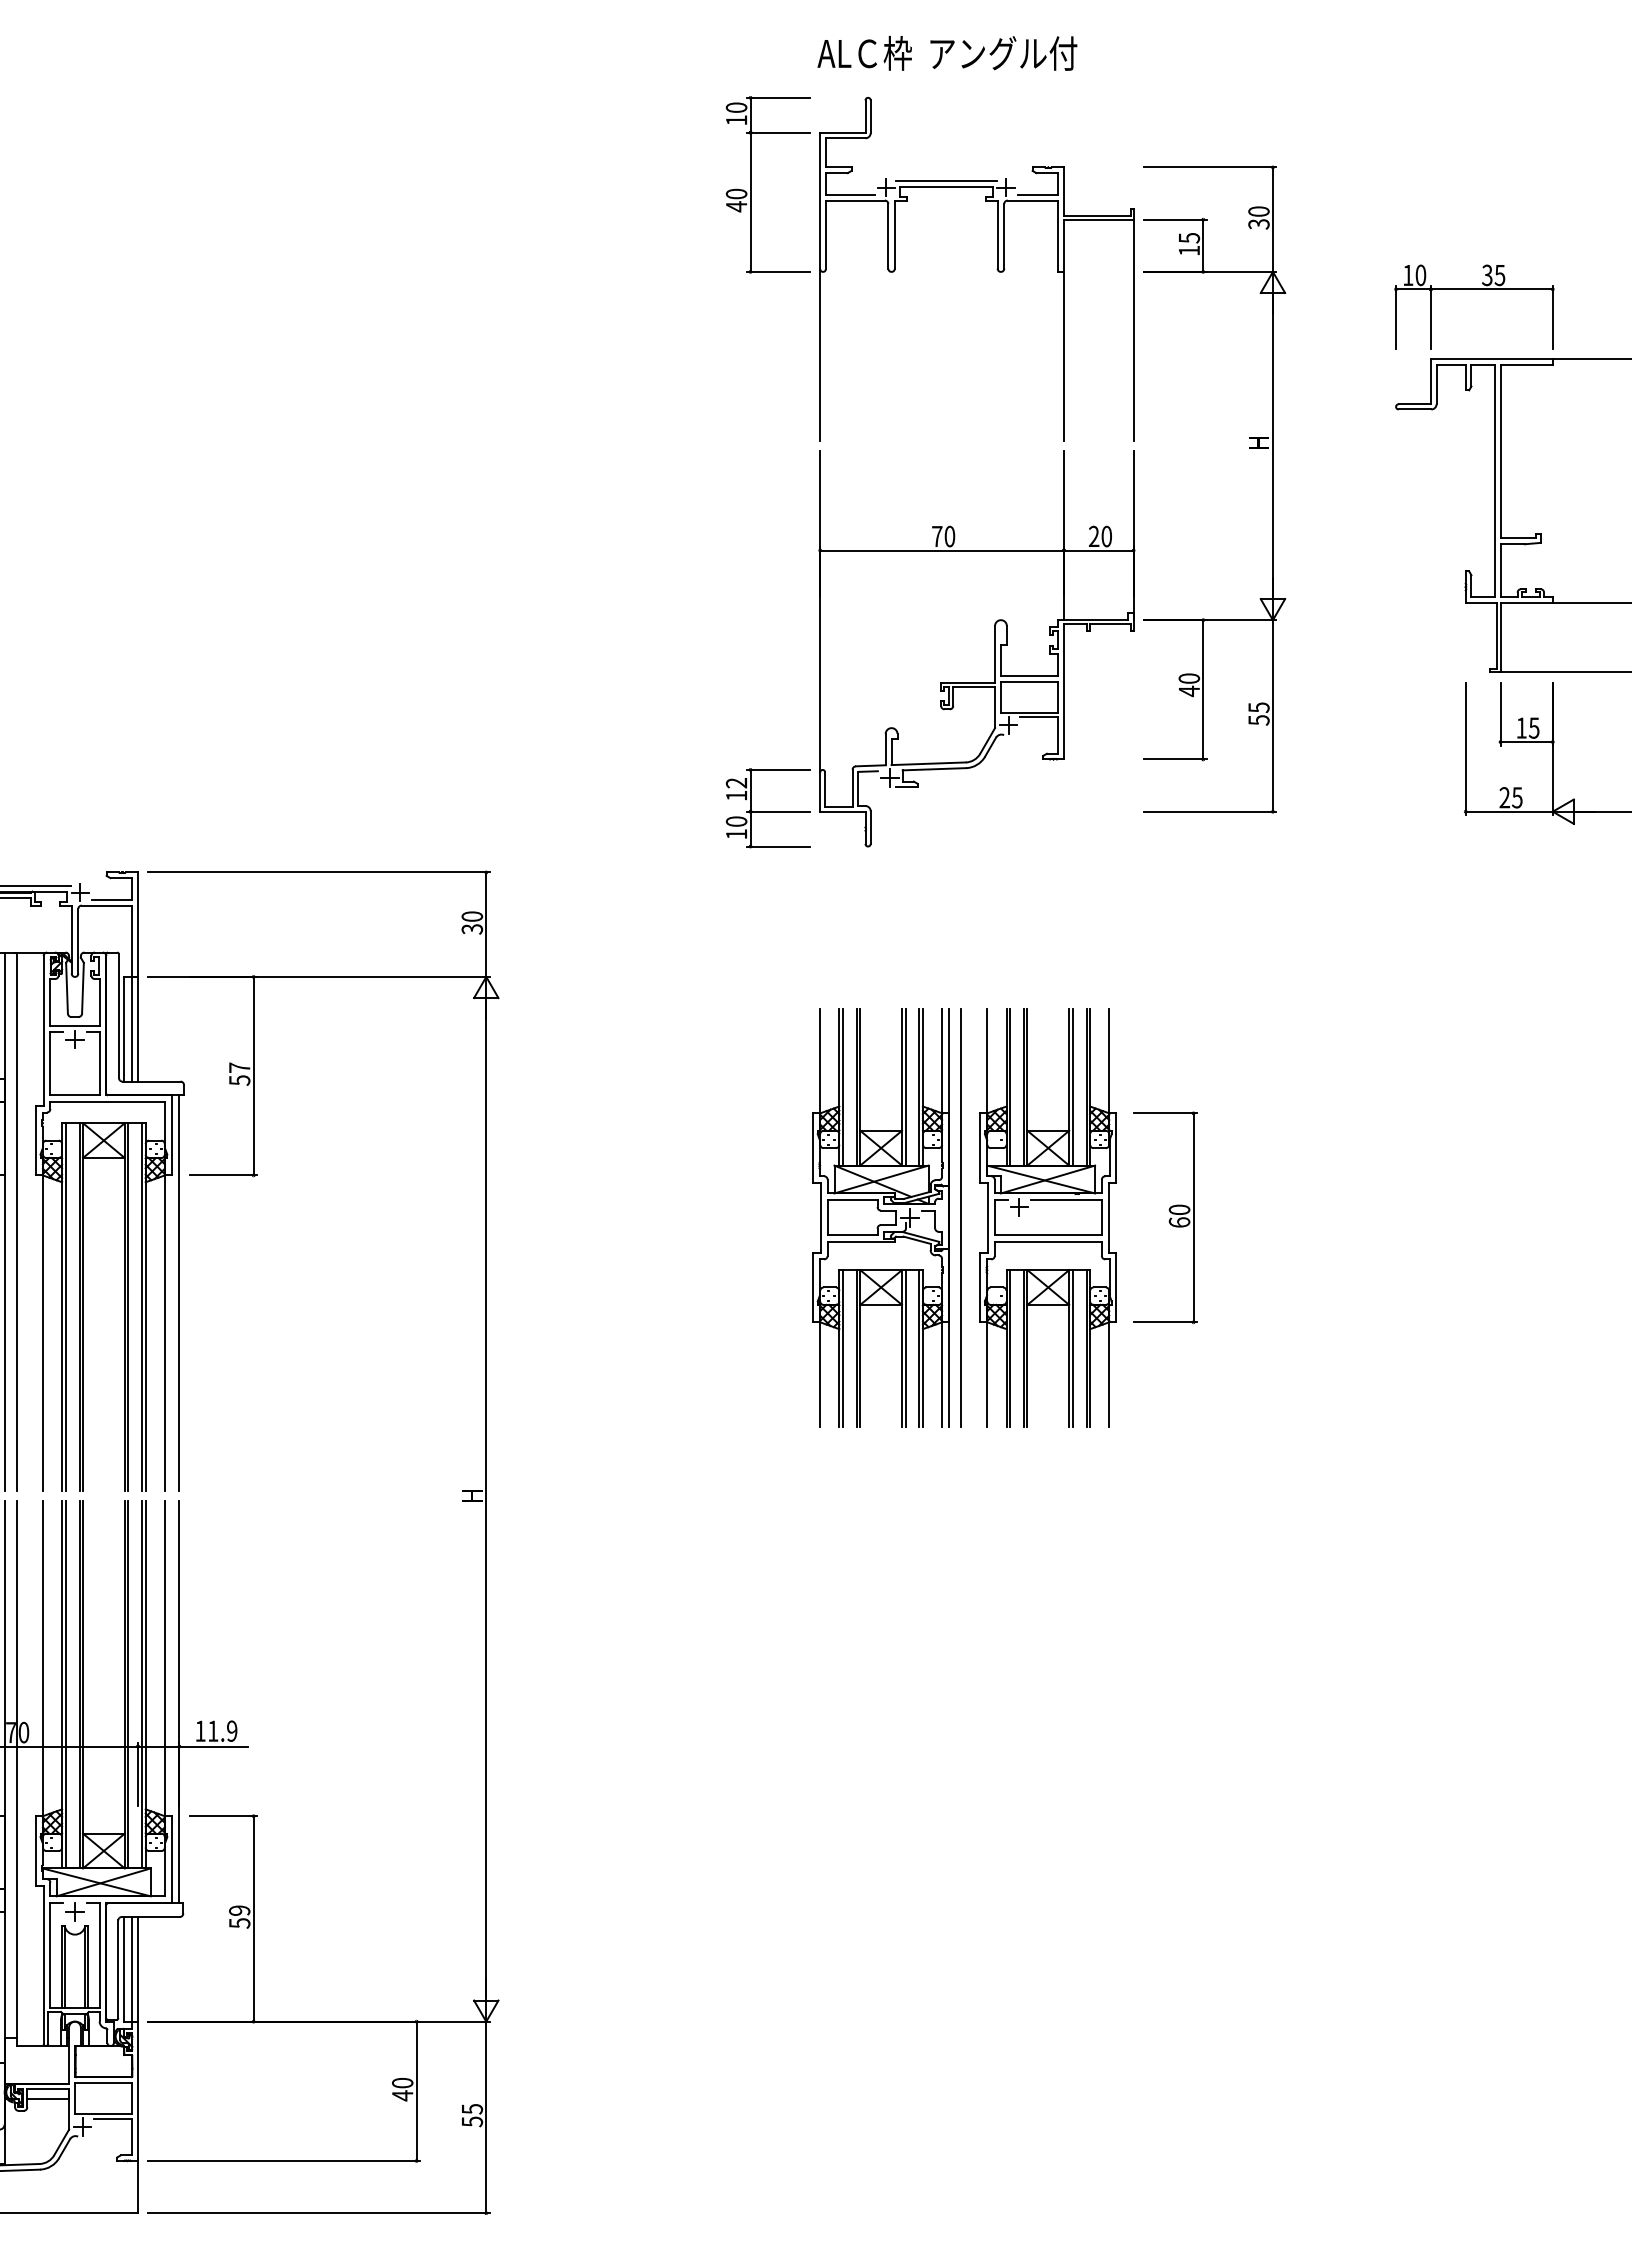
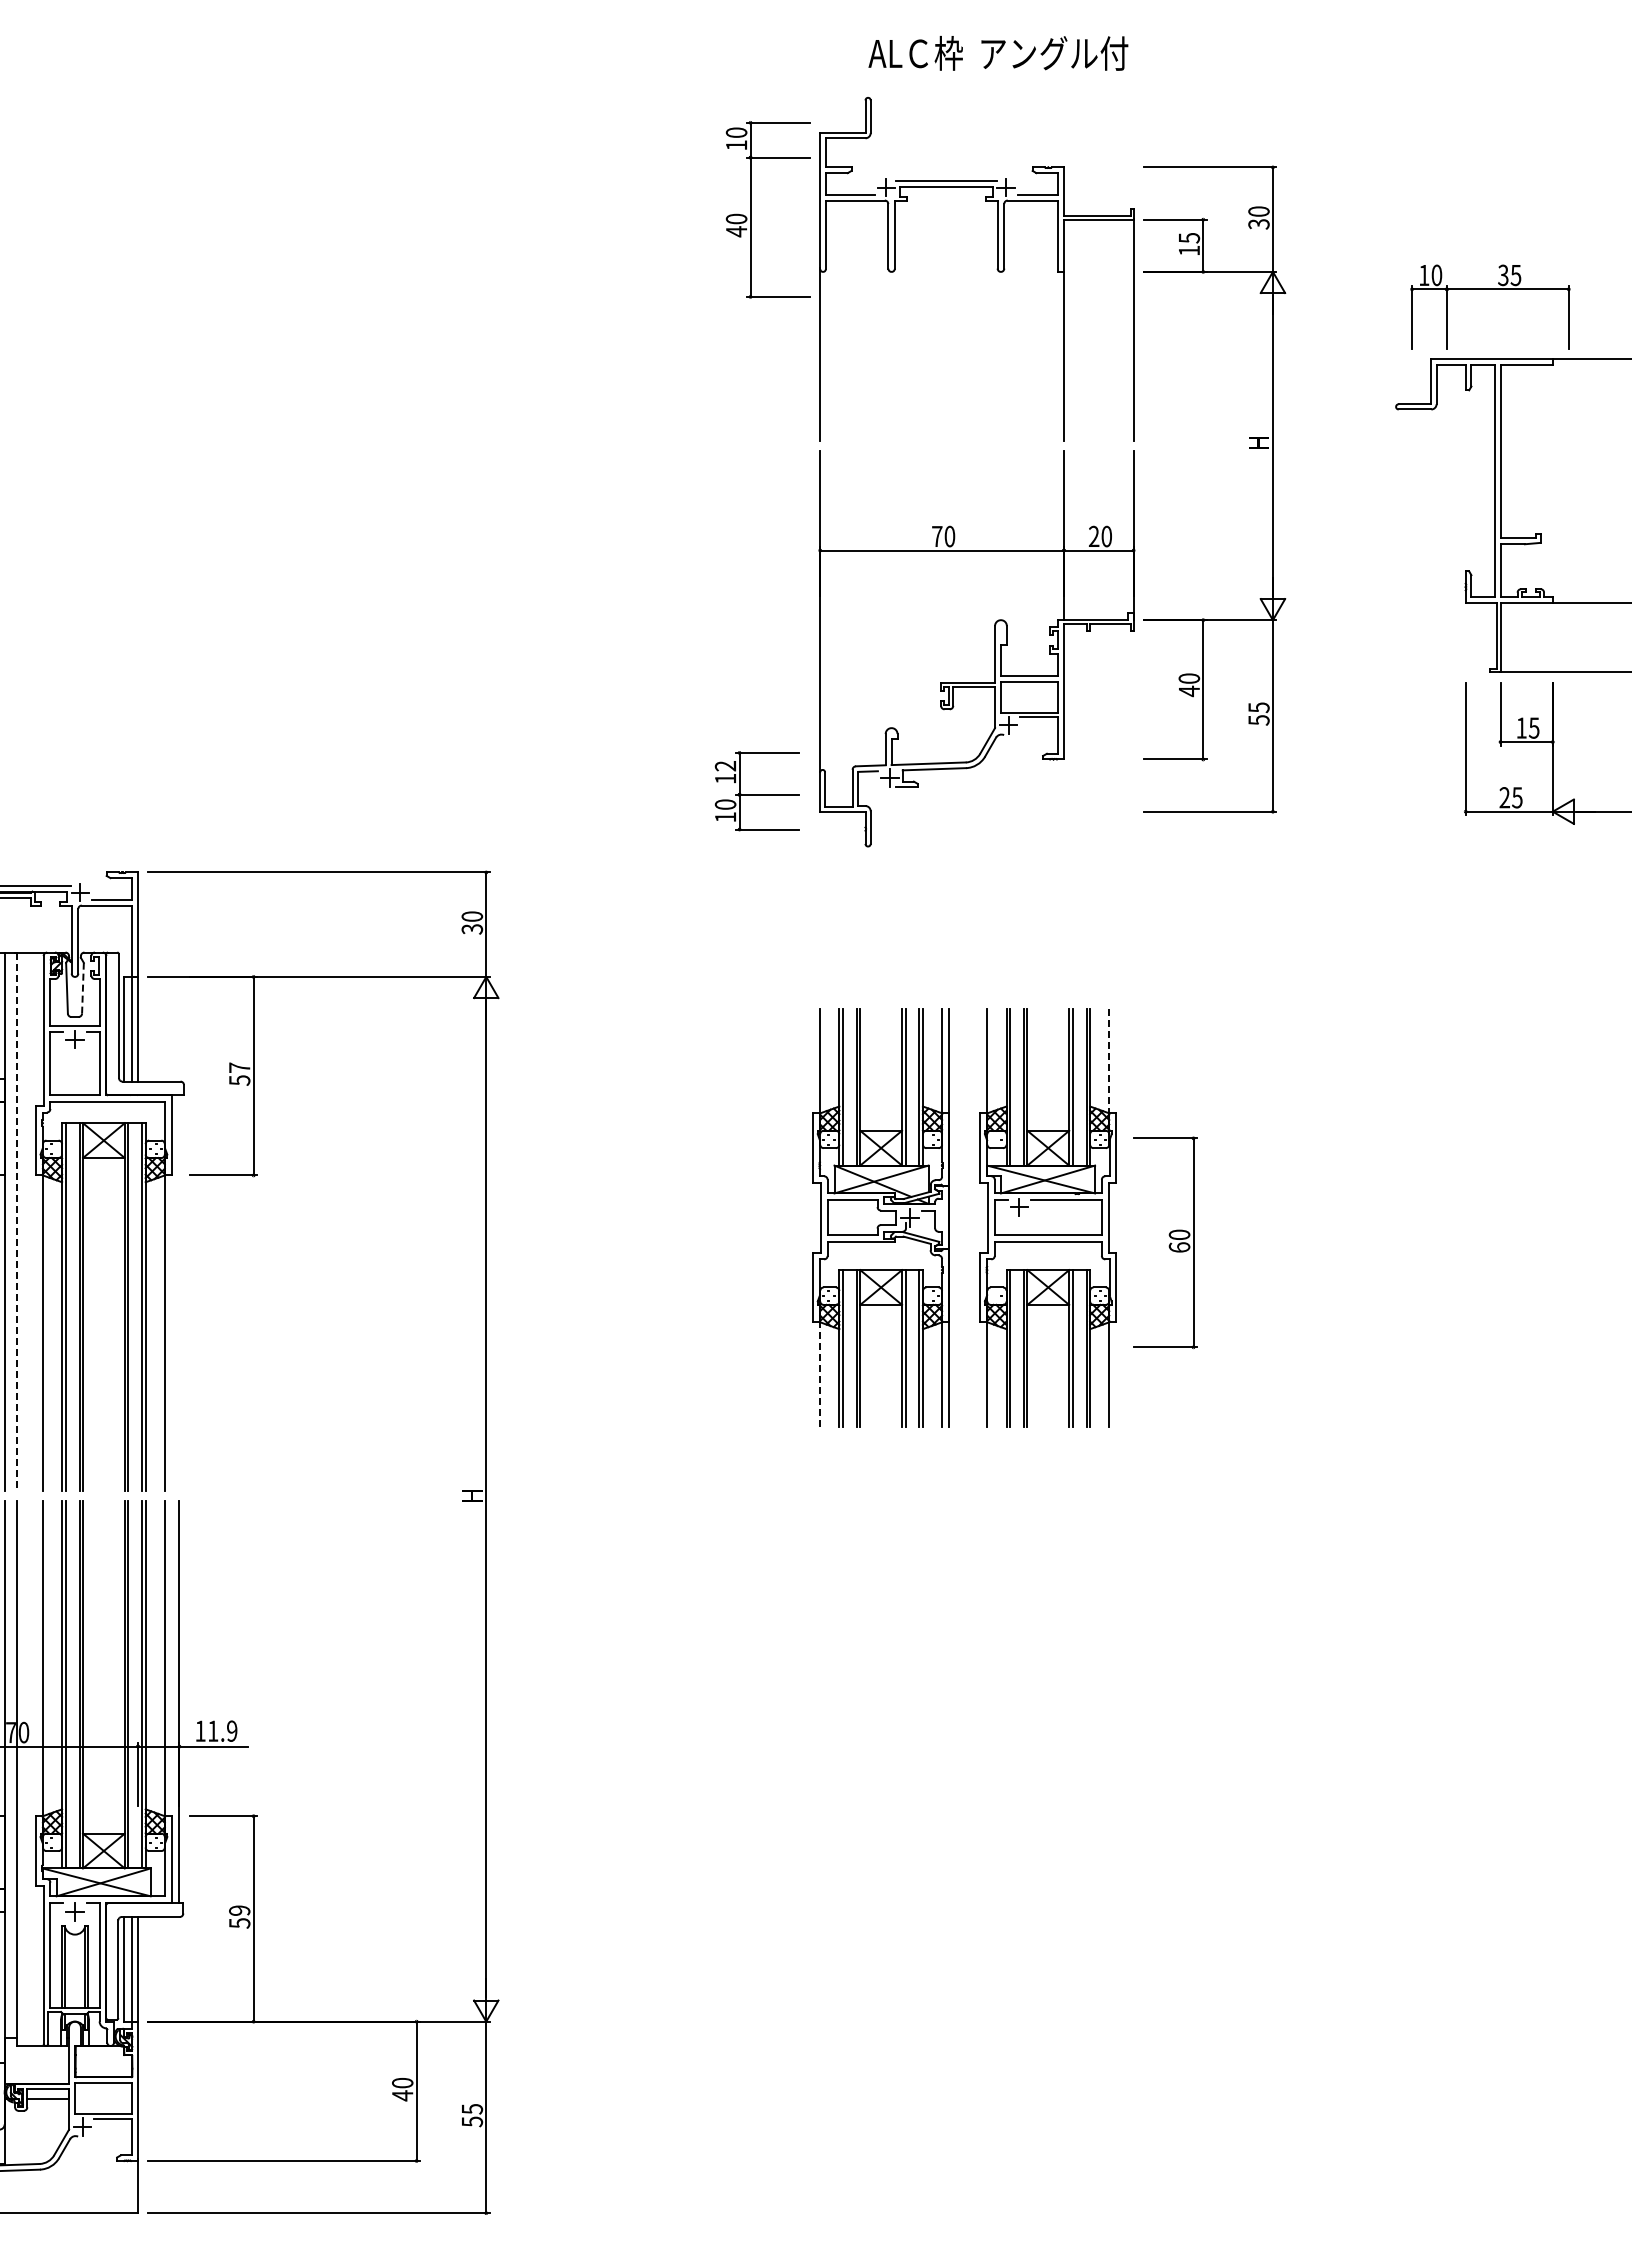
text position: (947, 53) -> (998, 53) (998, 53)
part position: (751, 184) -> (751, 209) (751, 209)
part position: (1474, 289) -> (1490, 289) (1490, 289)
part position: (767, 808) -> (756, 791) (756, 791)
line: solid -> dashed (82, 987)
line: solid -> dashed (1109, 1062)
line: present -> none (960, 1217)
part position: (1165, 1217) -> (1165, 1242) (1165, 1242)
line: solid -> dashed (16, 1222)
line: present -> none (179, 1292)
line: solid -> dashed (820, 1374)
